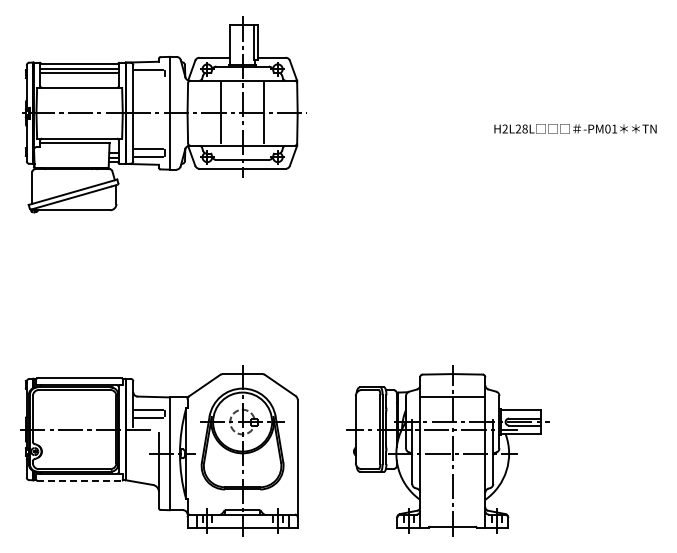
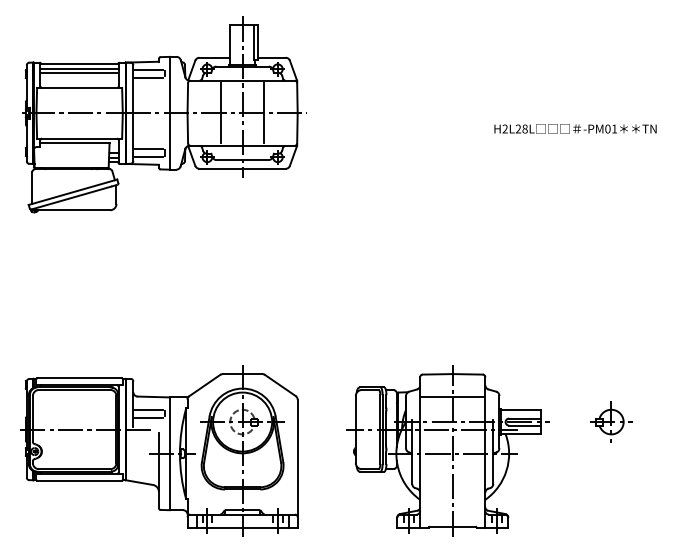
line: none -> present (148, 77)
part: none -> present (611, 421)
line: dashed -> solid (80, 480)
